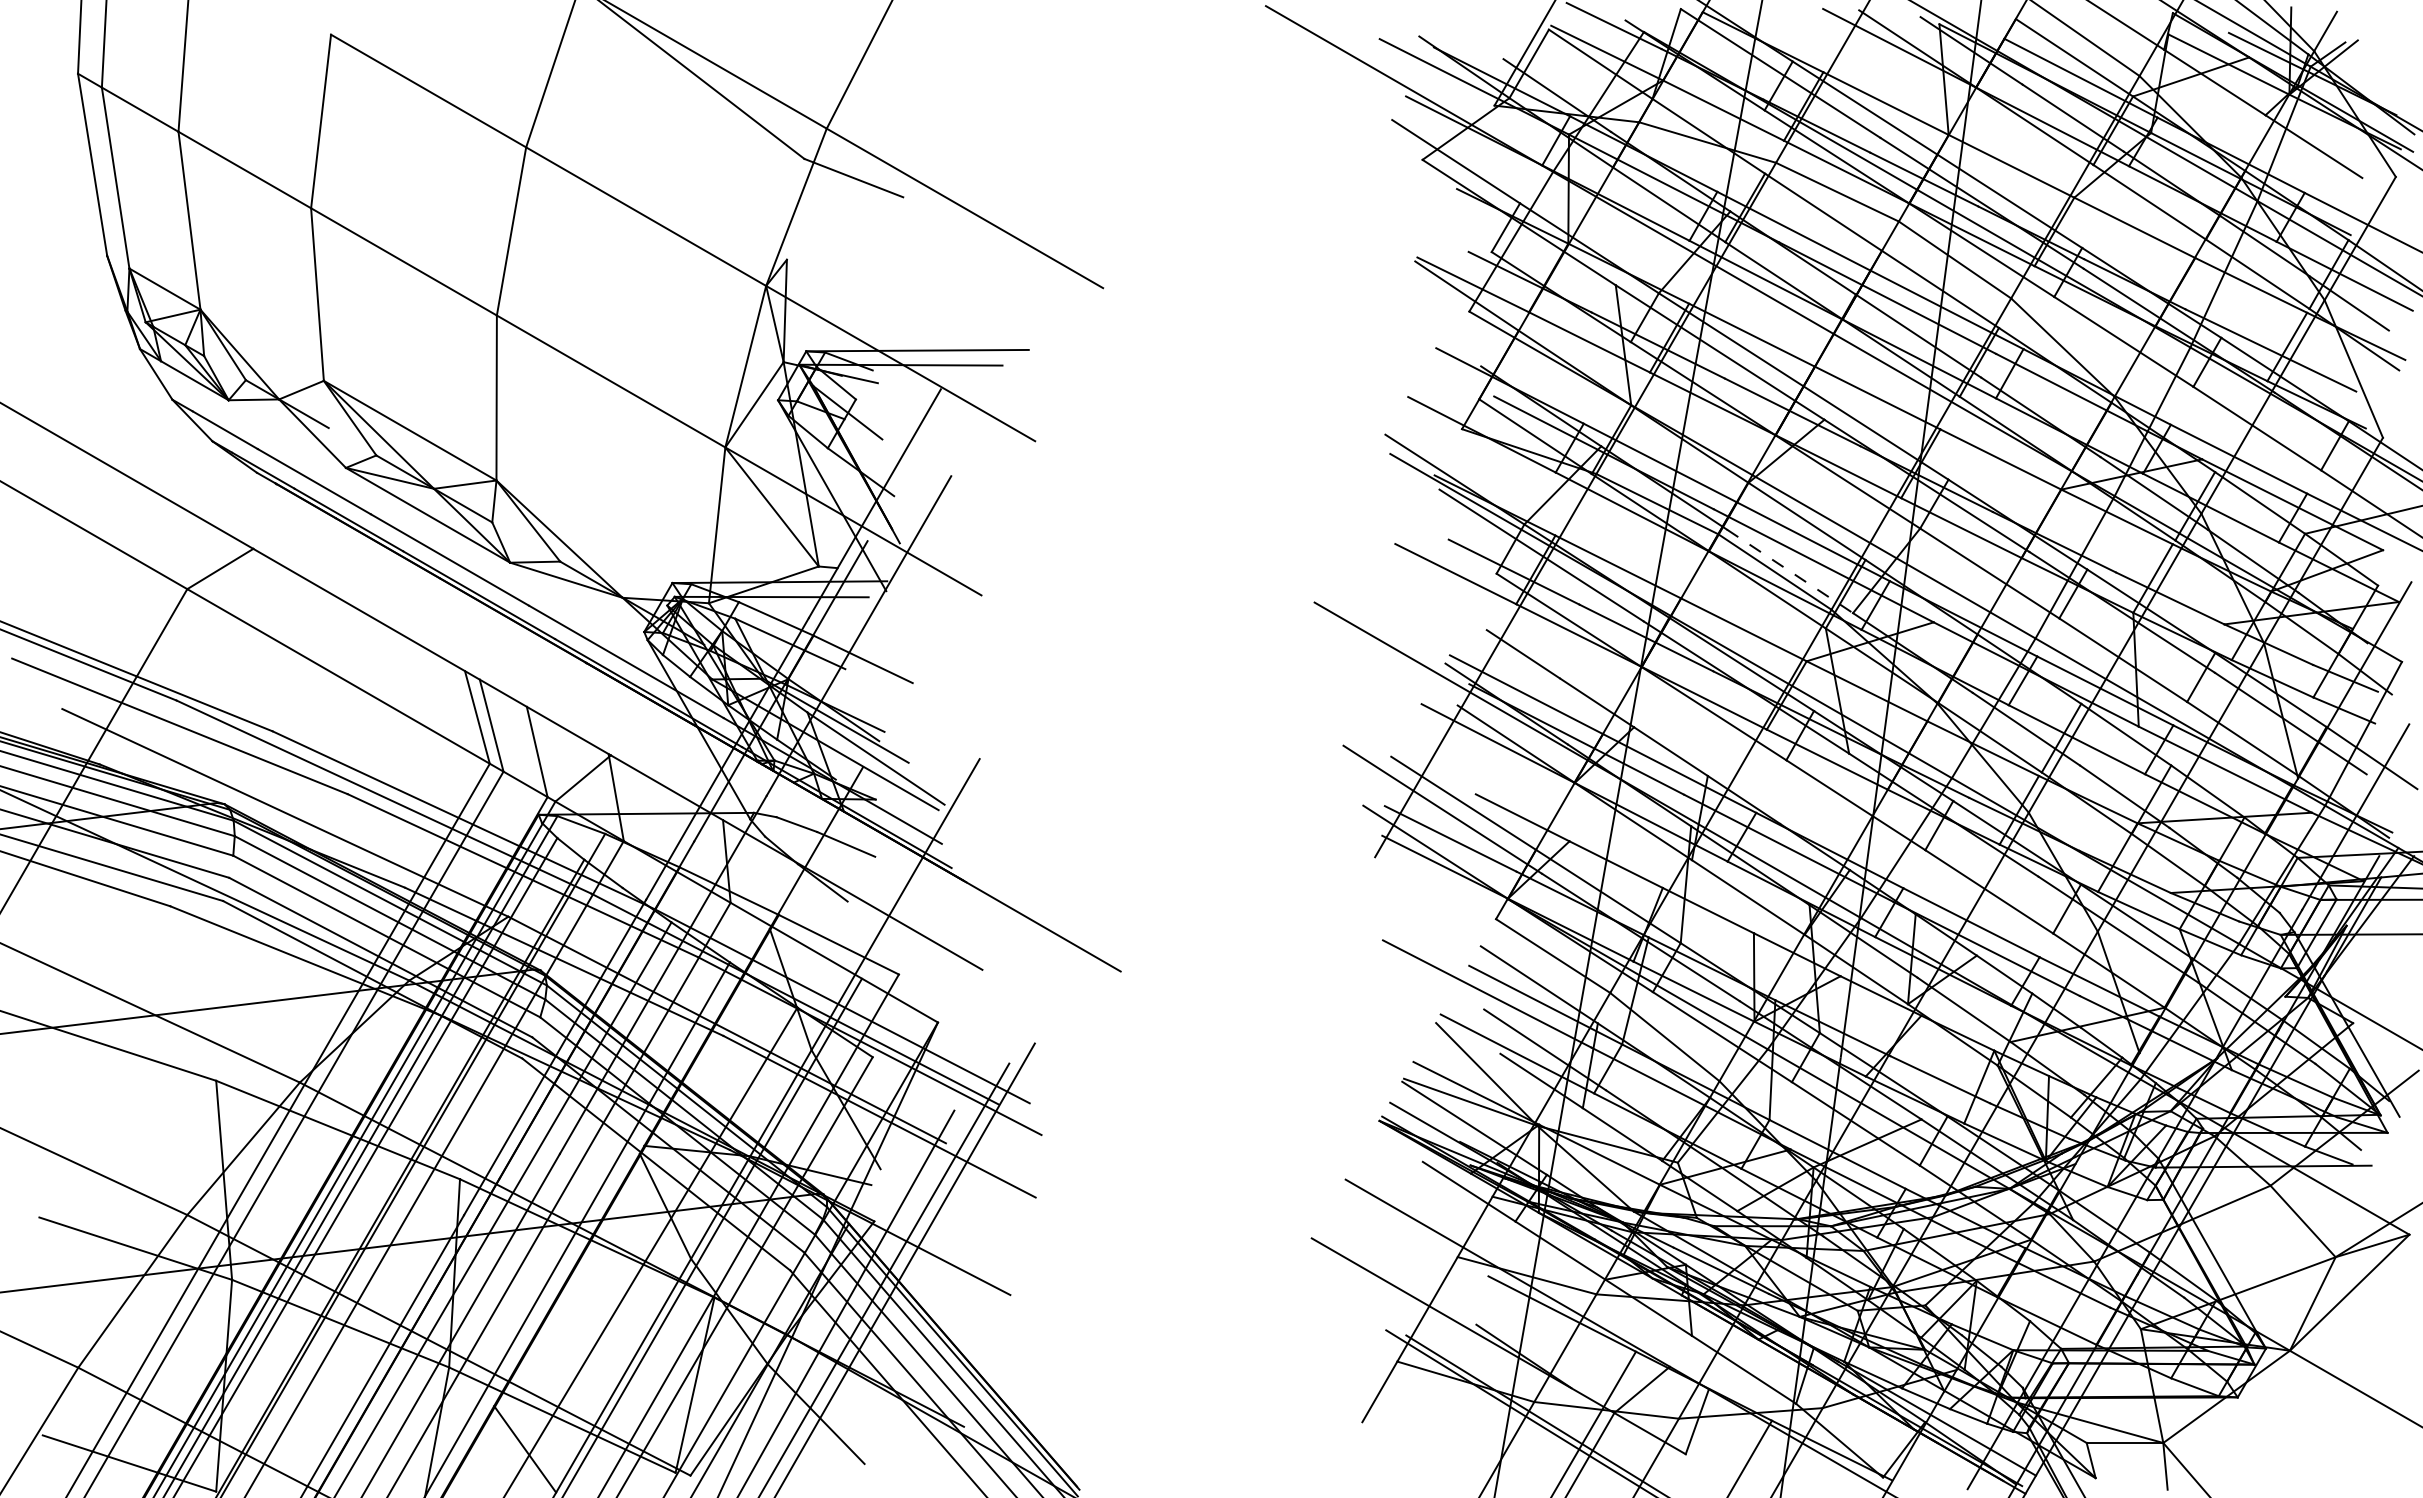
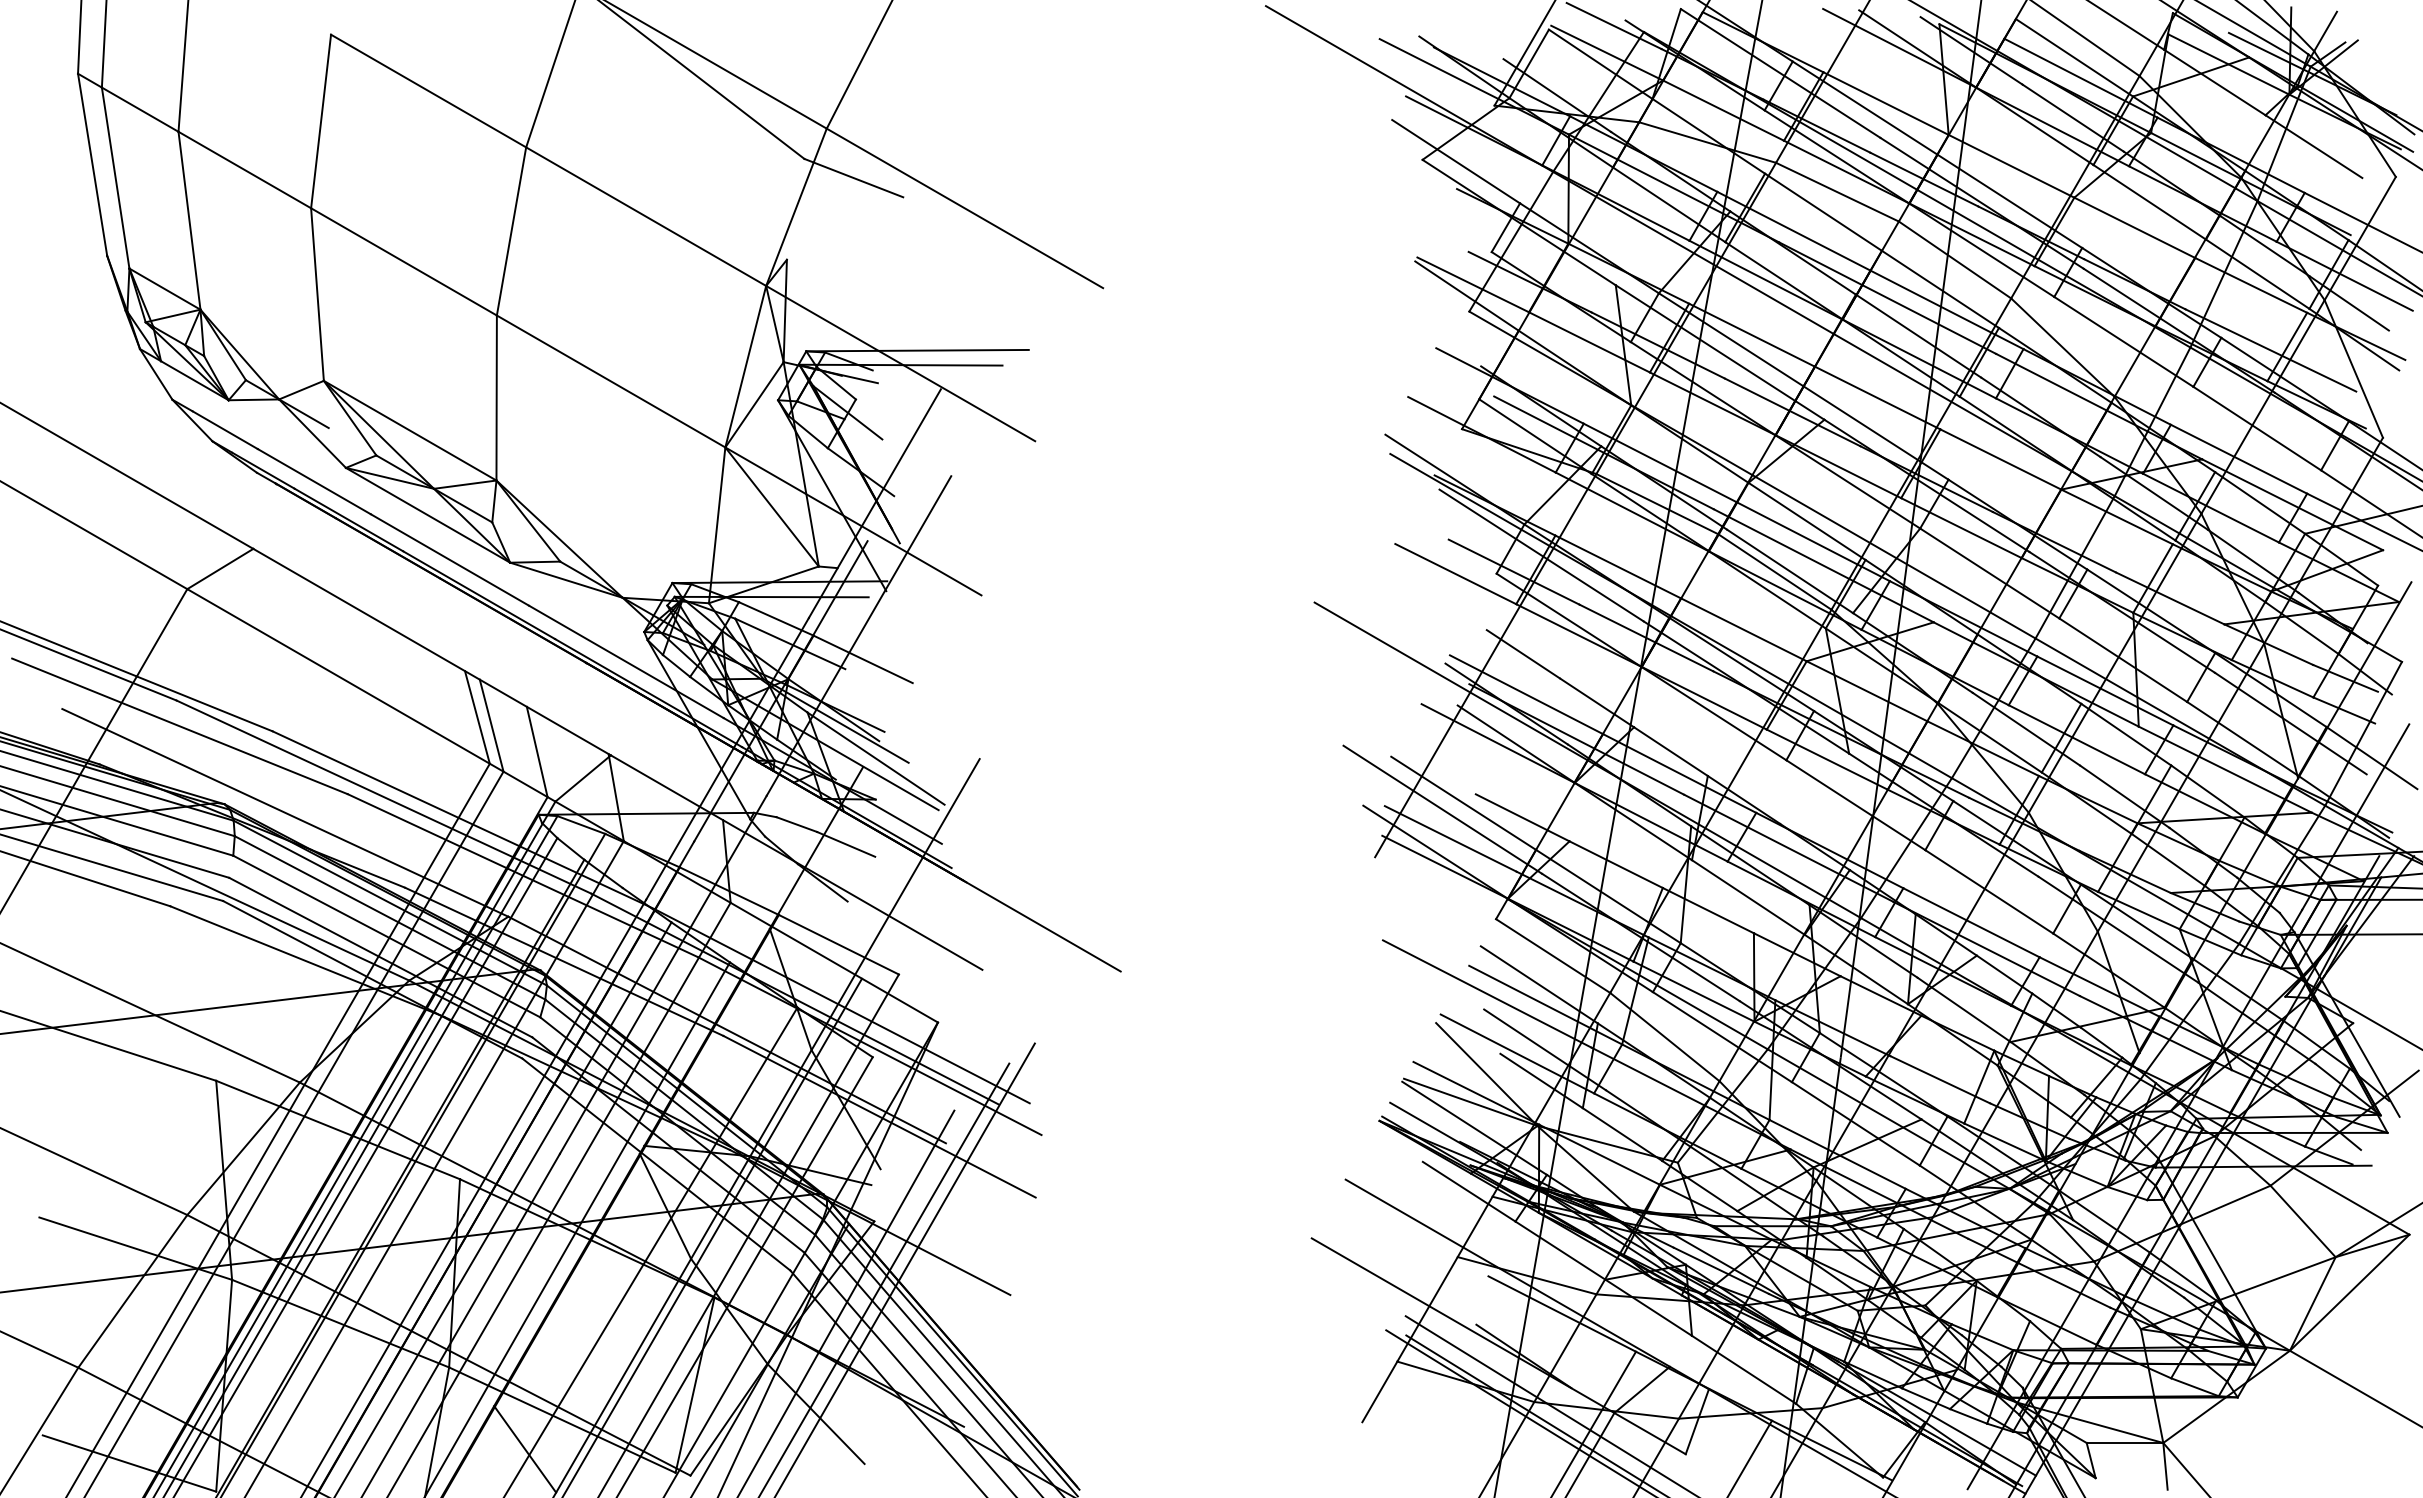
line: dashed -> solid (1790, 571)
line: none -> present (1549, 1405)
